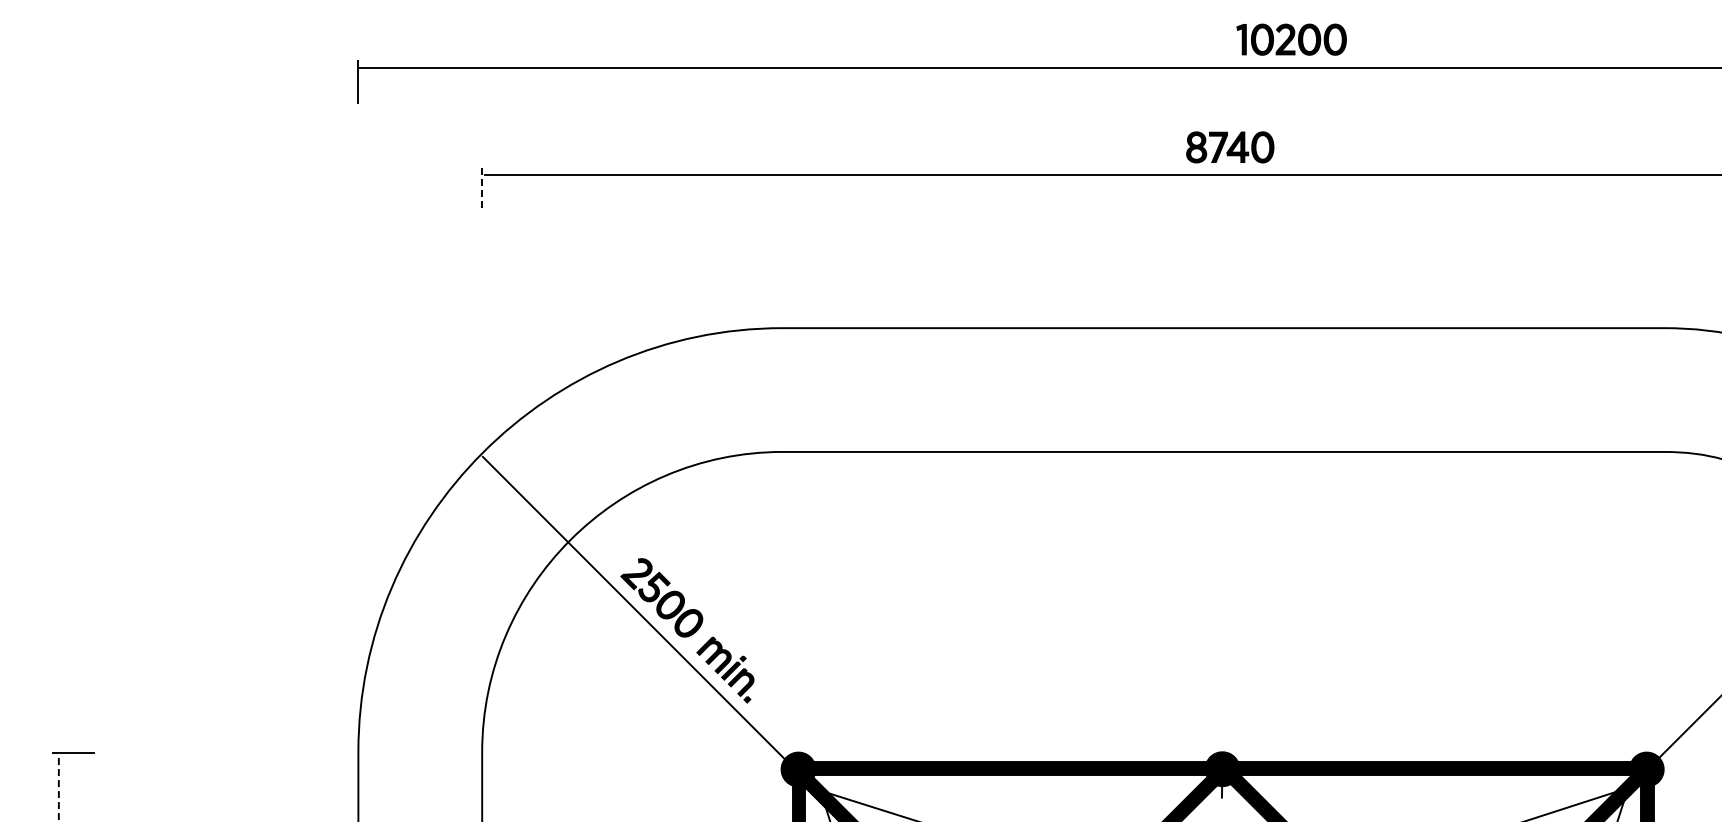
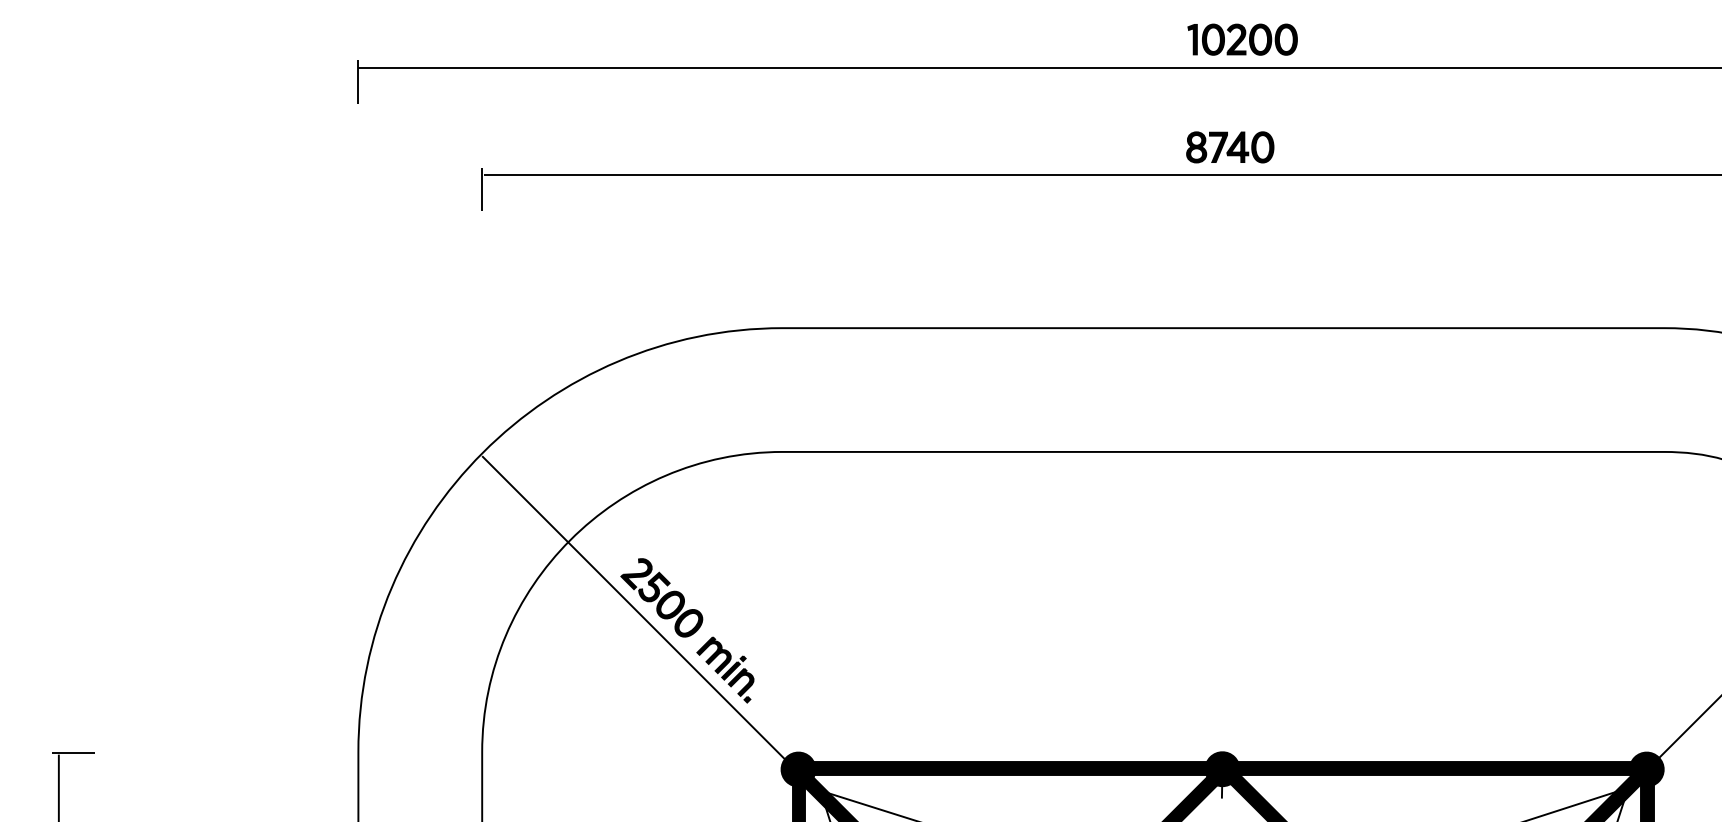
part position: (1291, 39) -> (1242, 39) (1242, 39)
line: dashed -> solid (482, 189)
line: dashed -> solid (58, 787)
